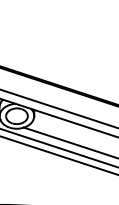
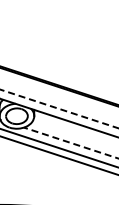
line: solid -> dashed (59, 108)
line: solid -> dashed (71, 143)
